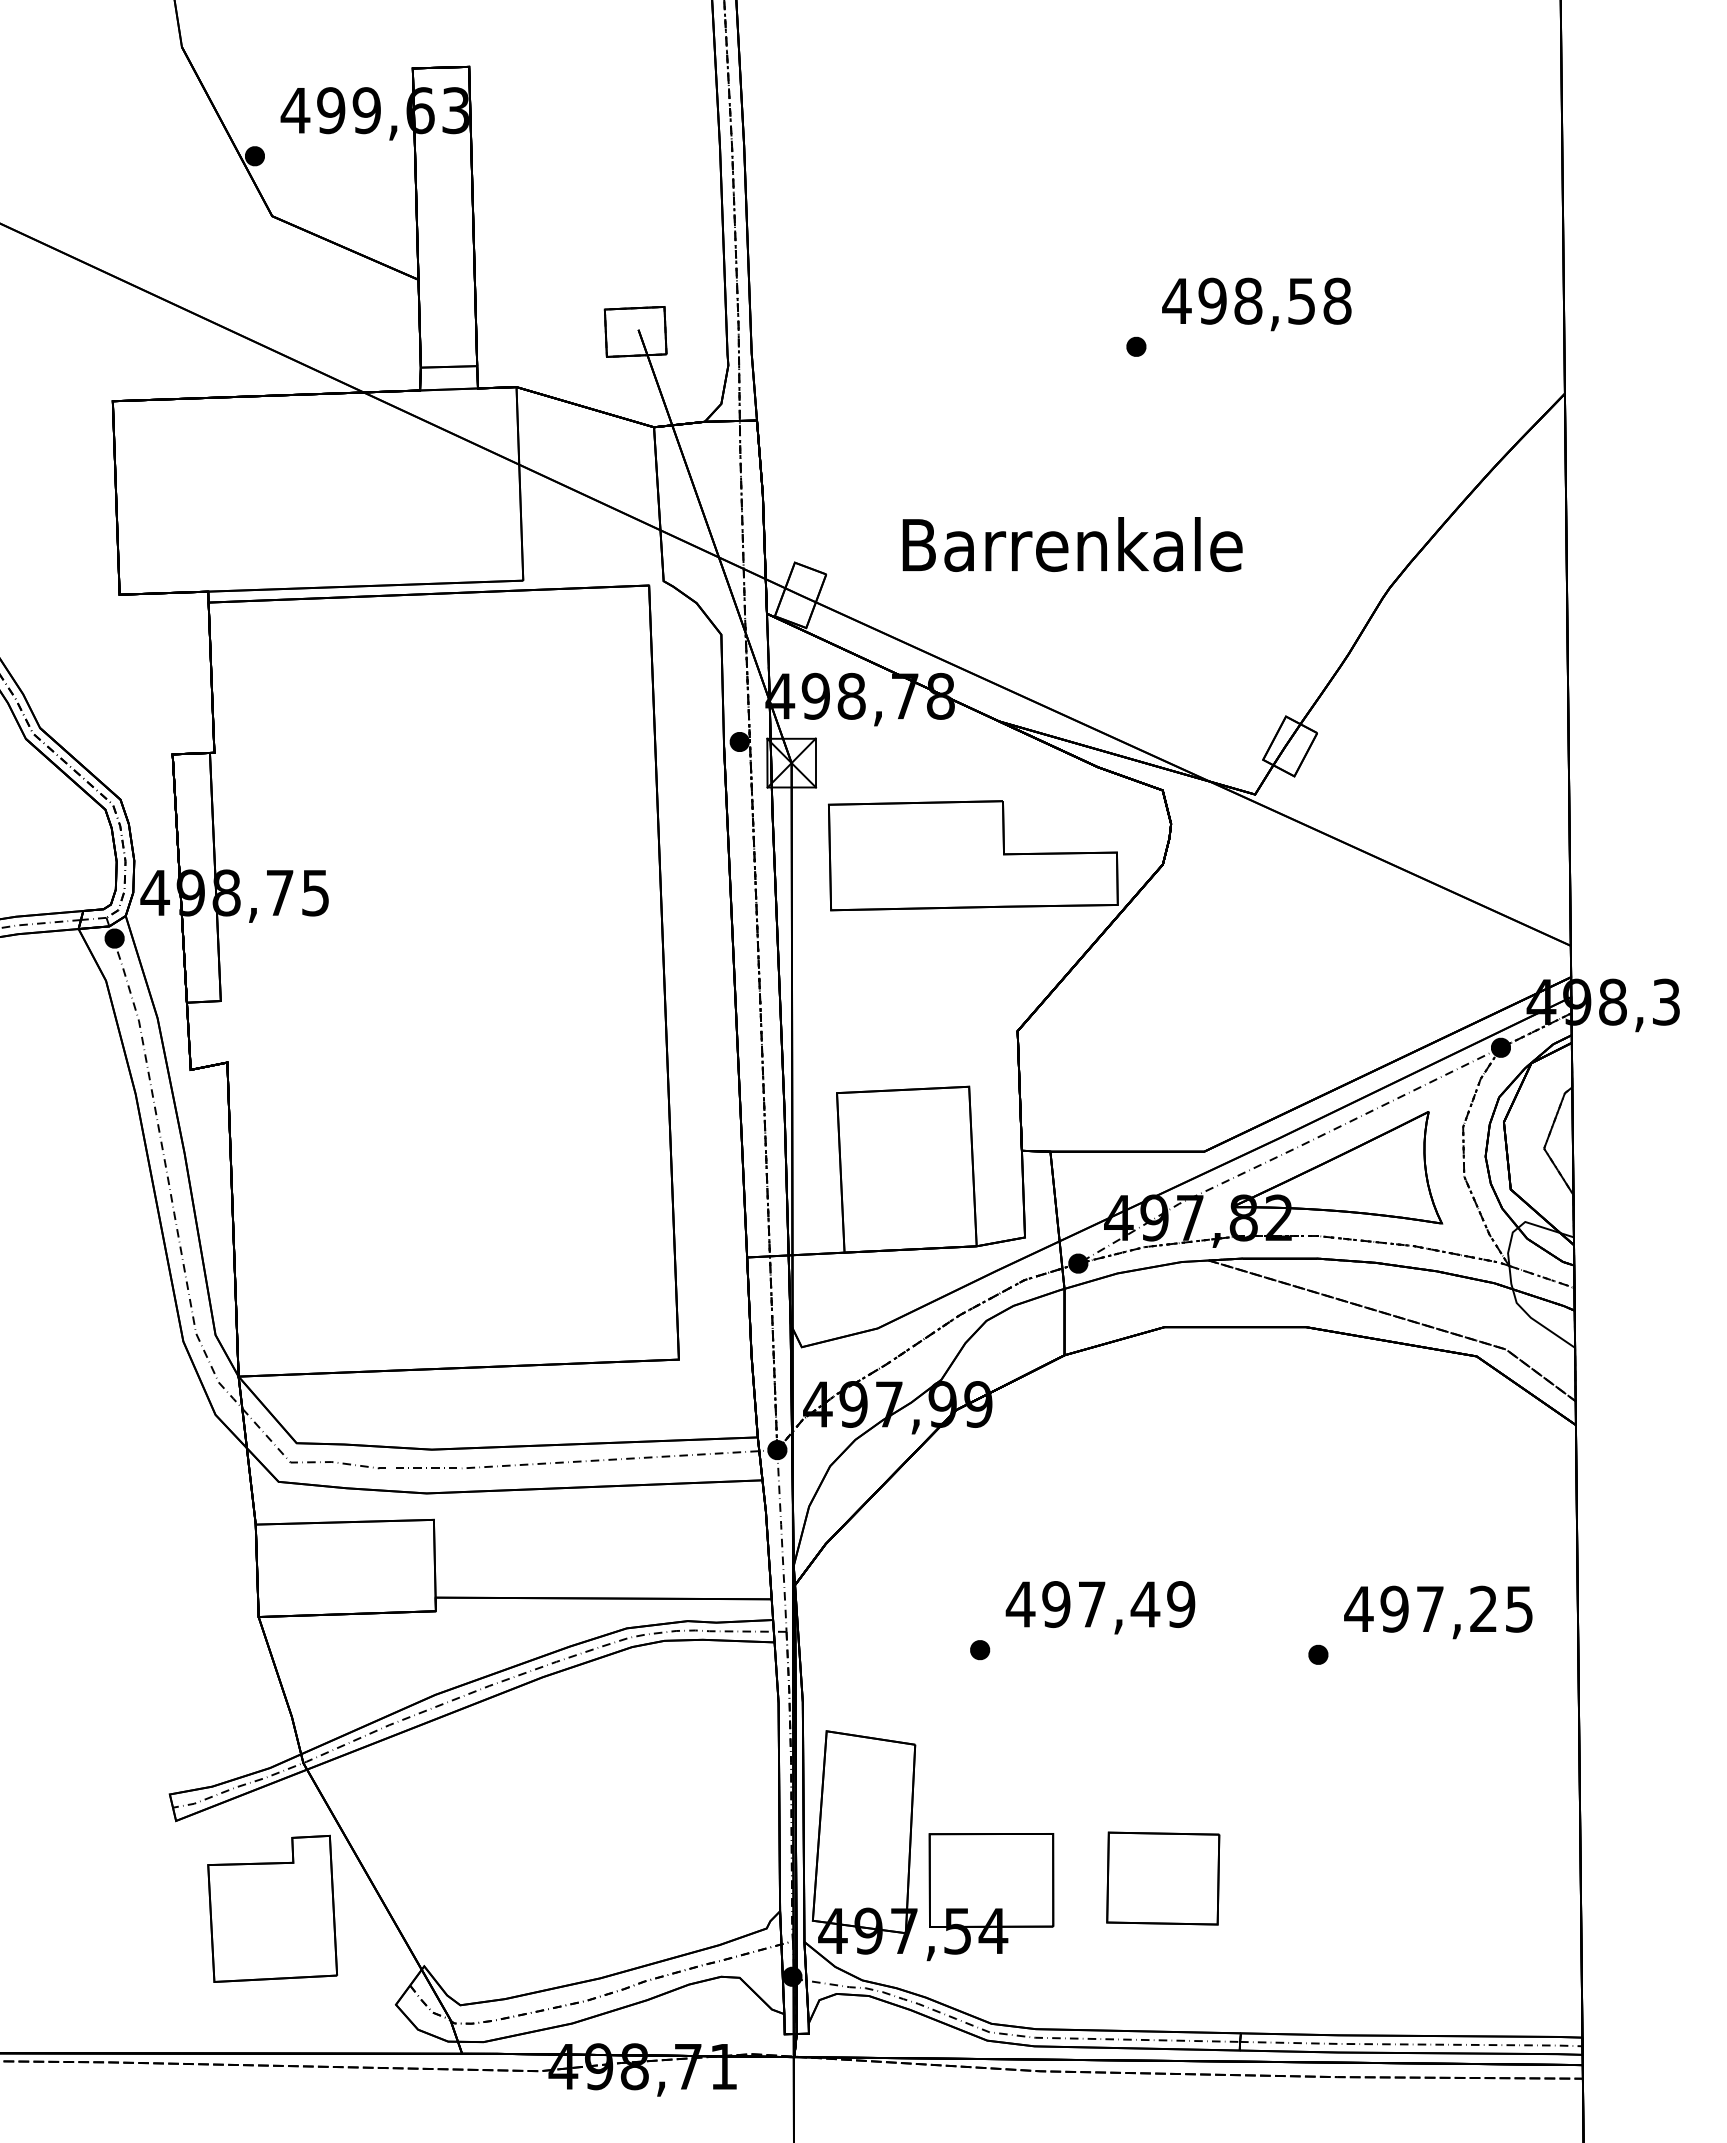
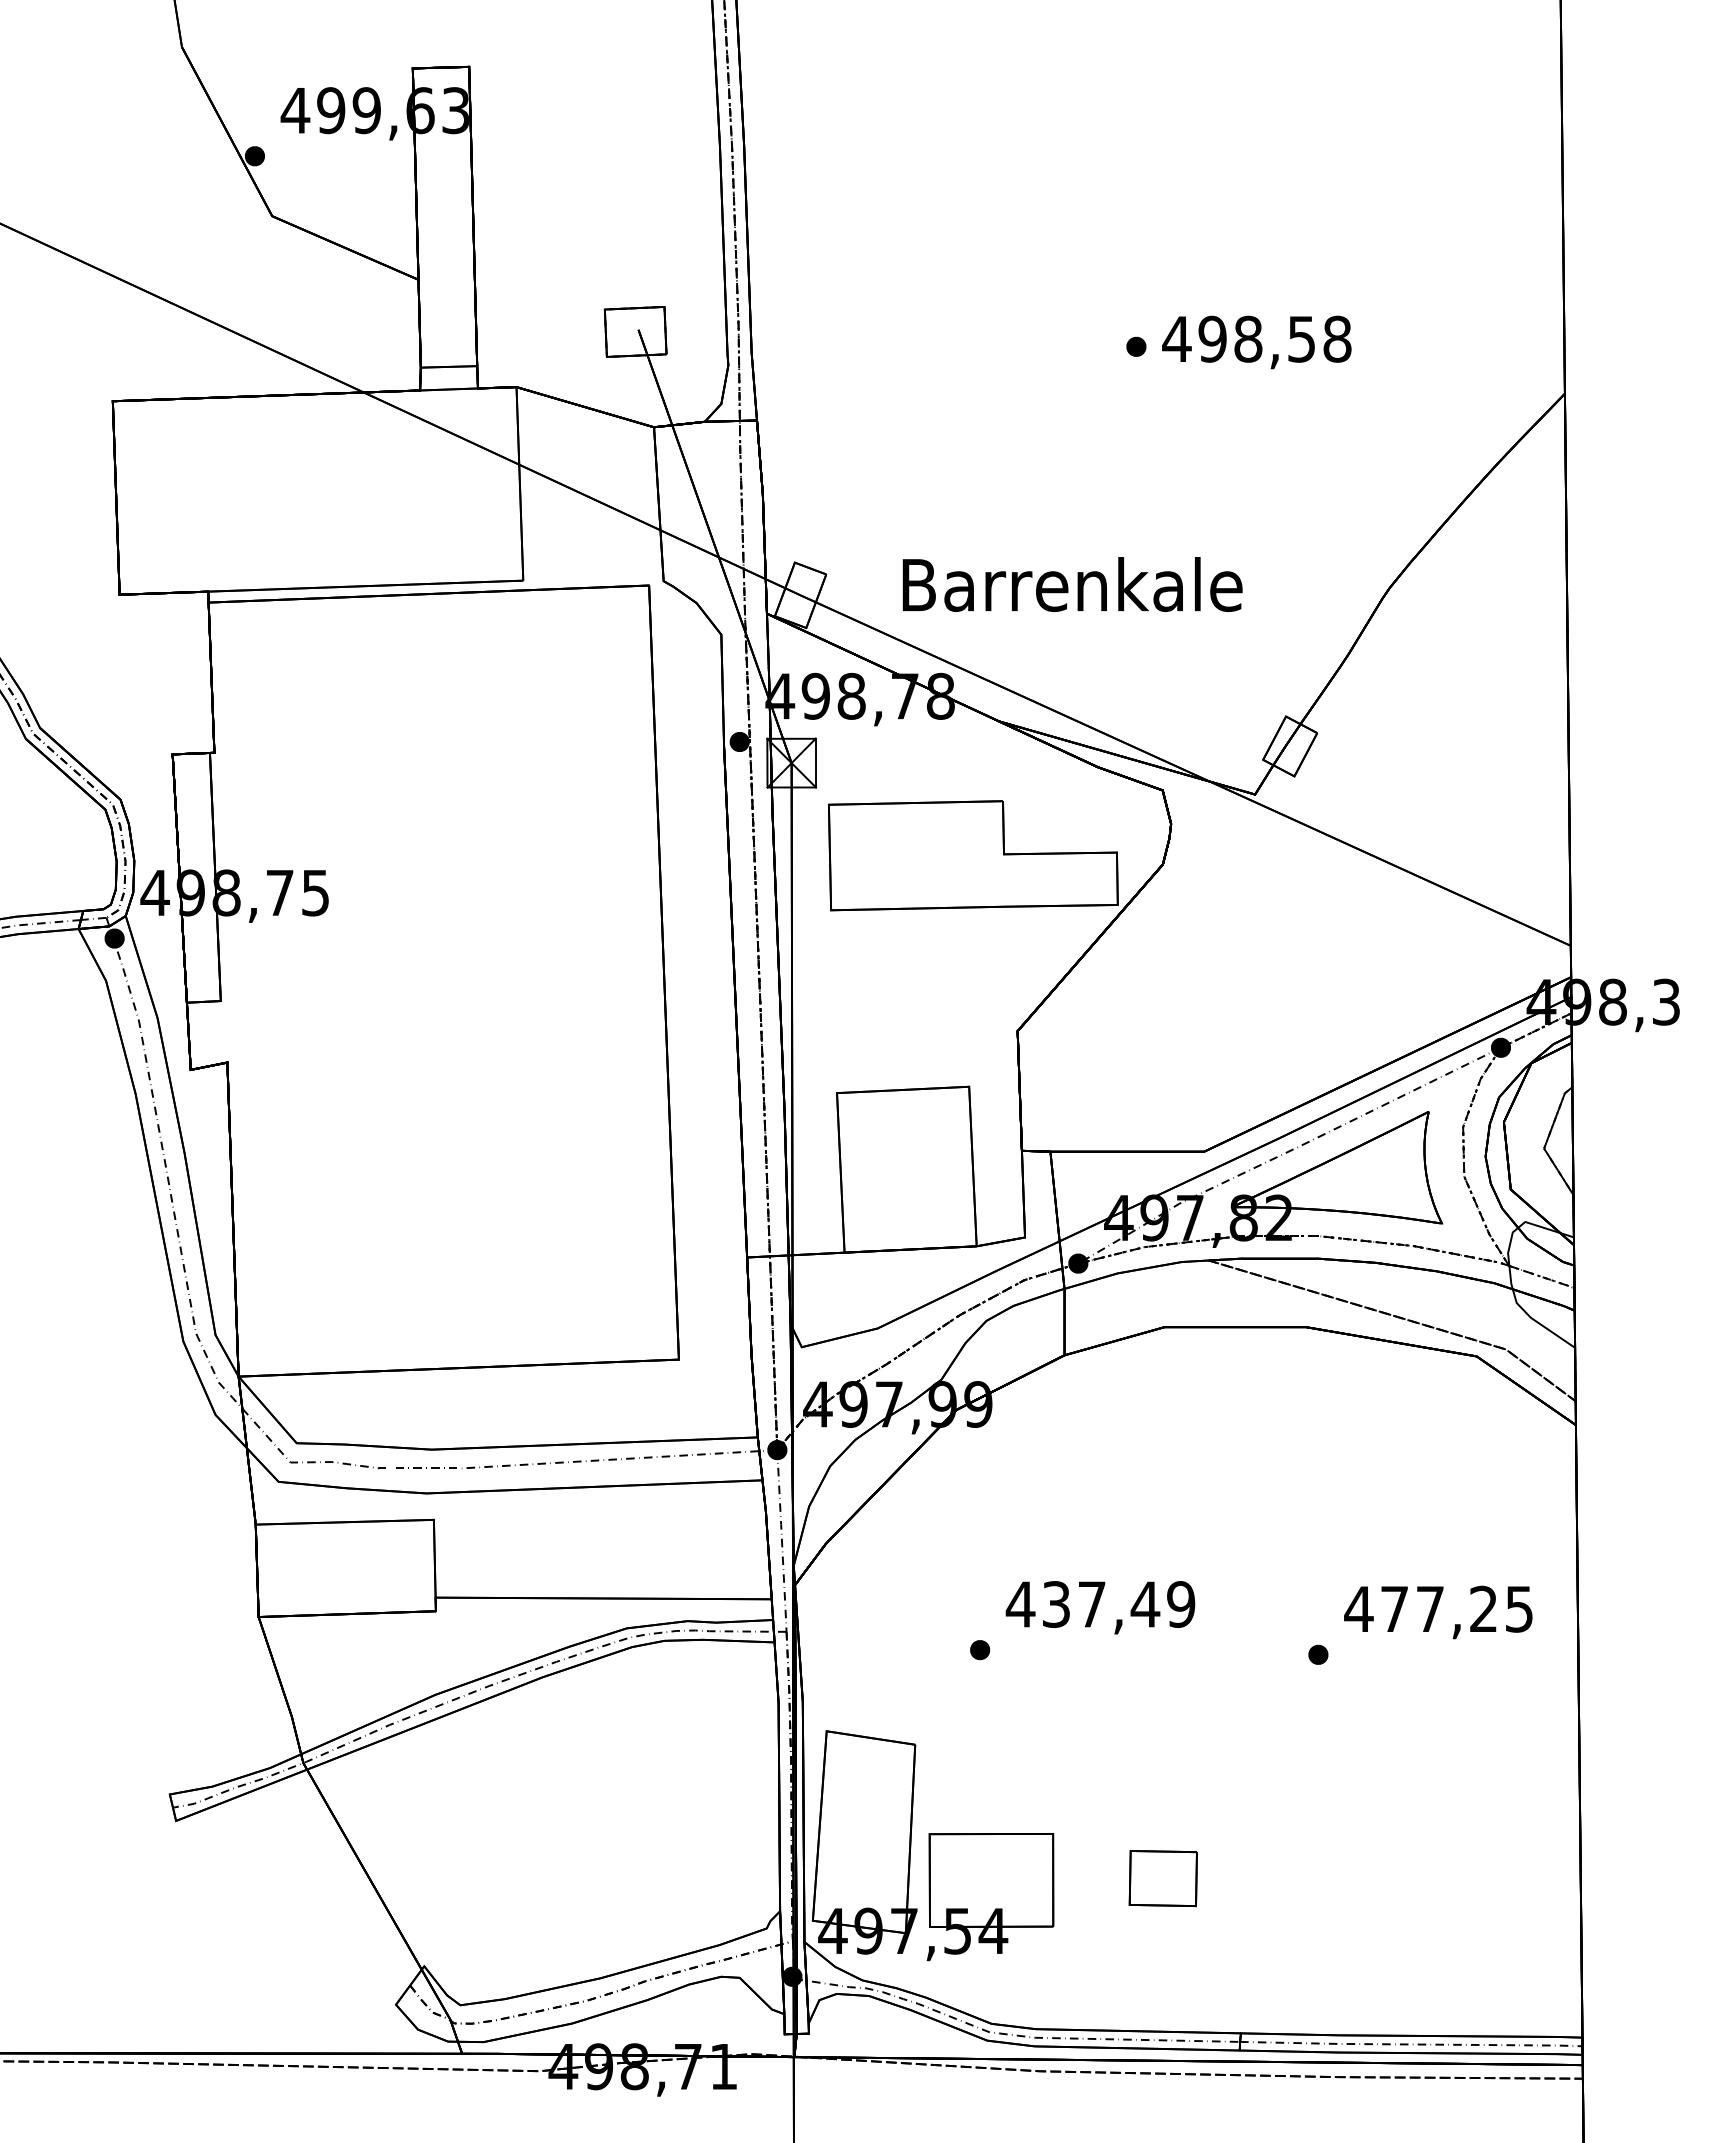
text position: (1256, 304) -> (1256, 342) (1256, 342)
text position: (1072, 544) -> (1072, 584) (1072, 584)
text: 497,49 -> 437,49 (1056, 1604)
text: 497,25 -> 477,25 (1394, 1608)
part size: 115x95 px -> 70x58 px (1162, 1878)
part: present -> none (272, 1908)
